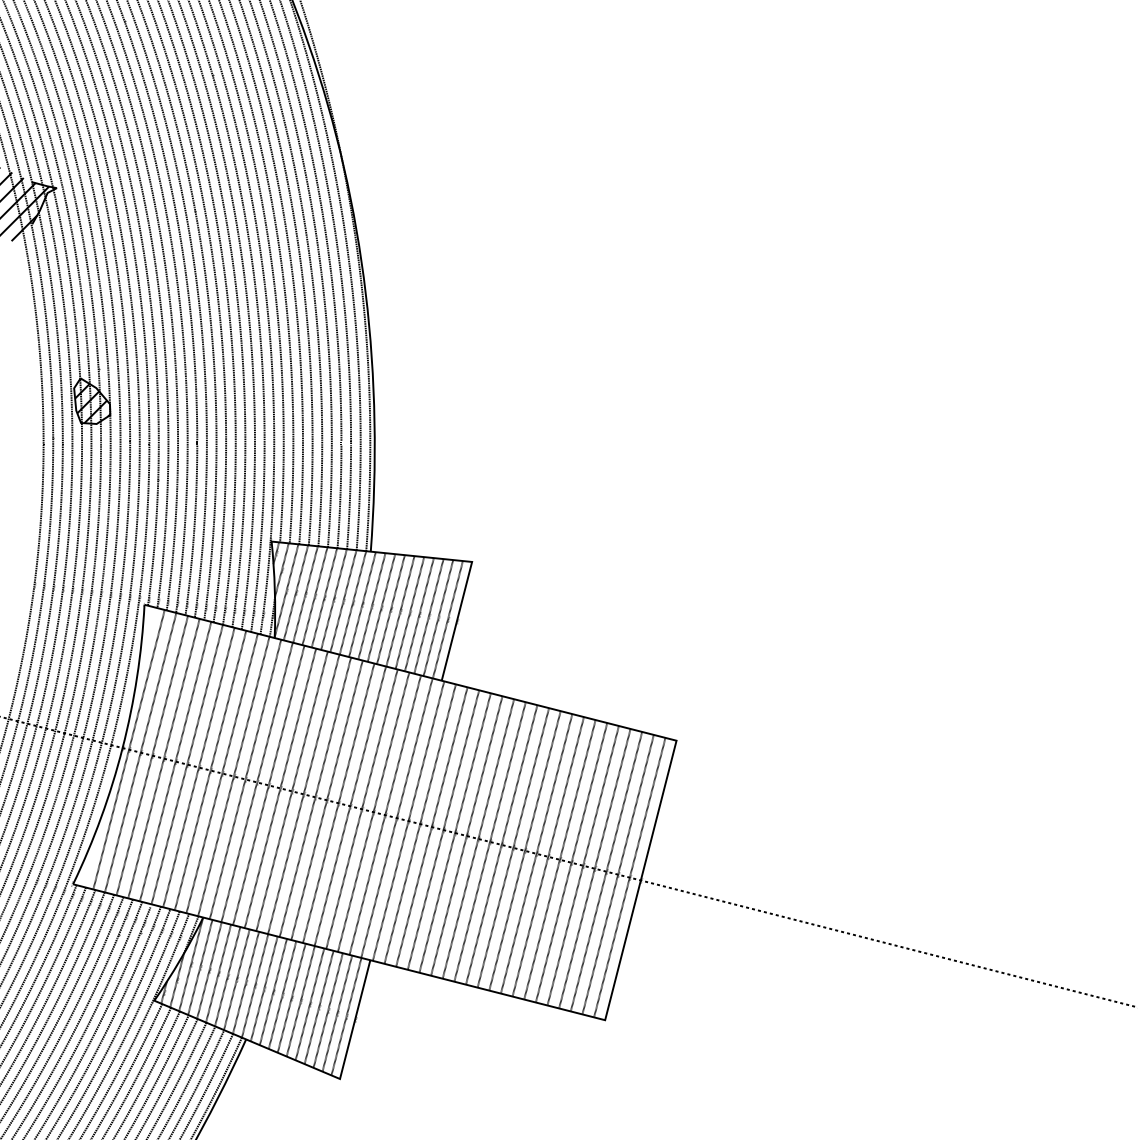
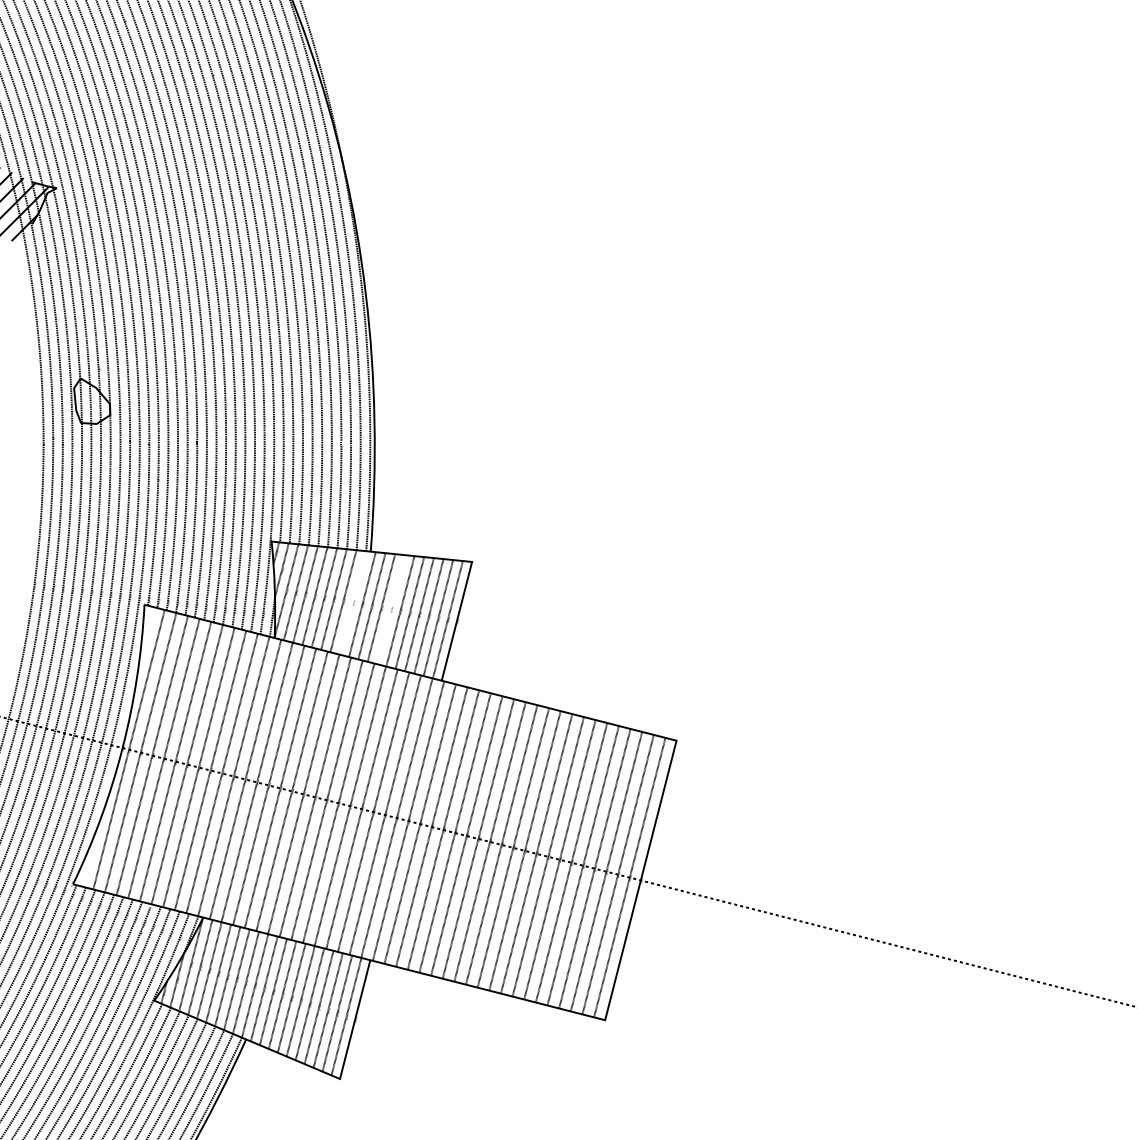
hatch: present -> none (92, 403)
line: present -> none (352, 602)
line: present -> none (390, 609)
